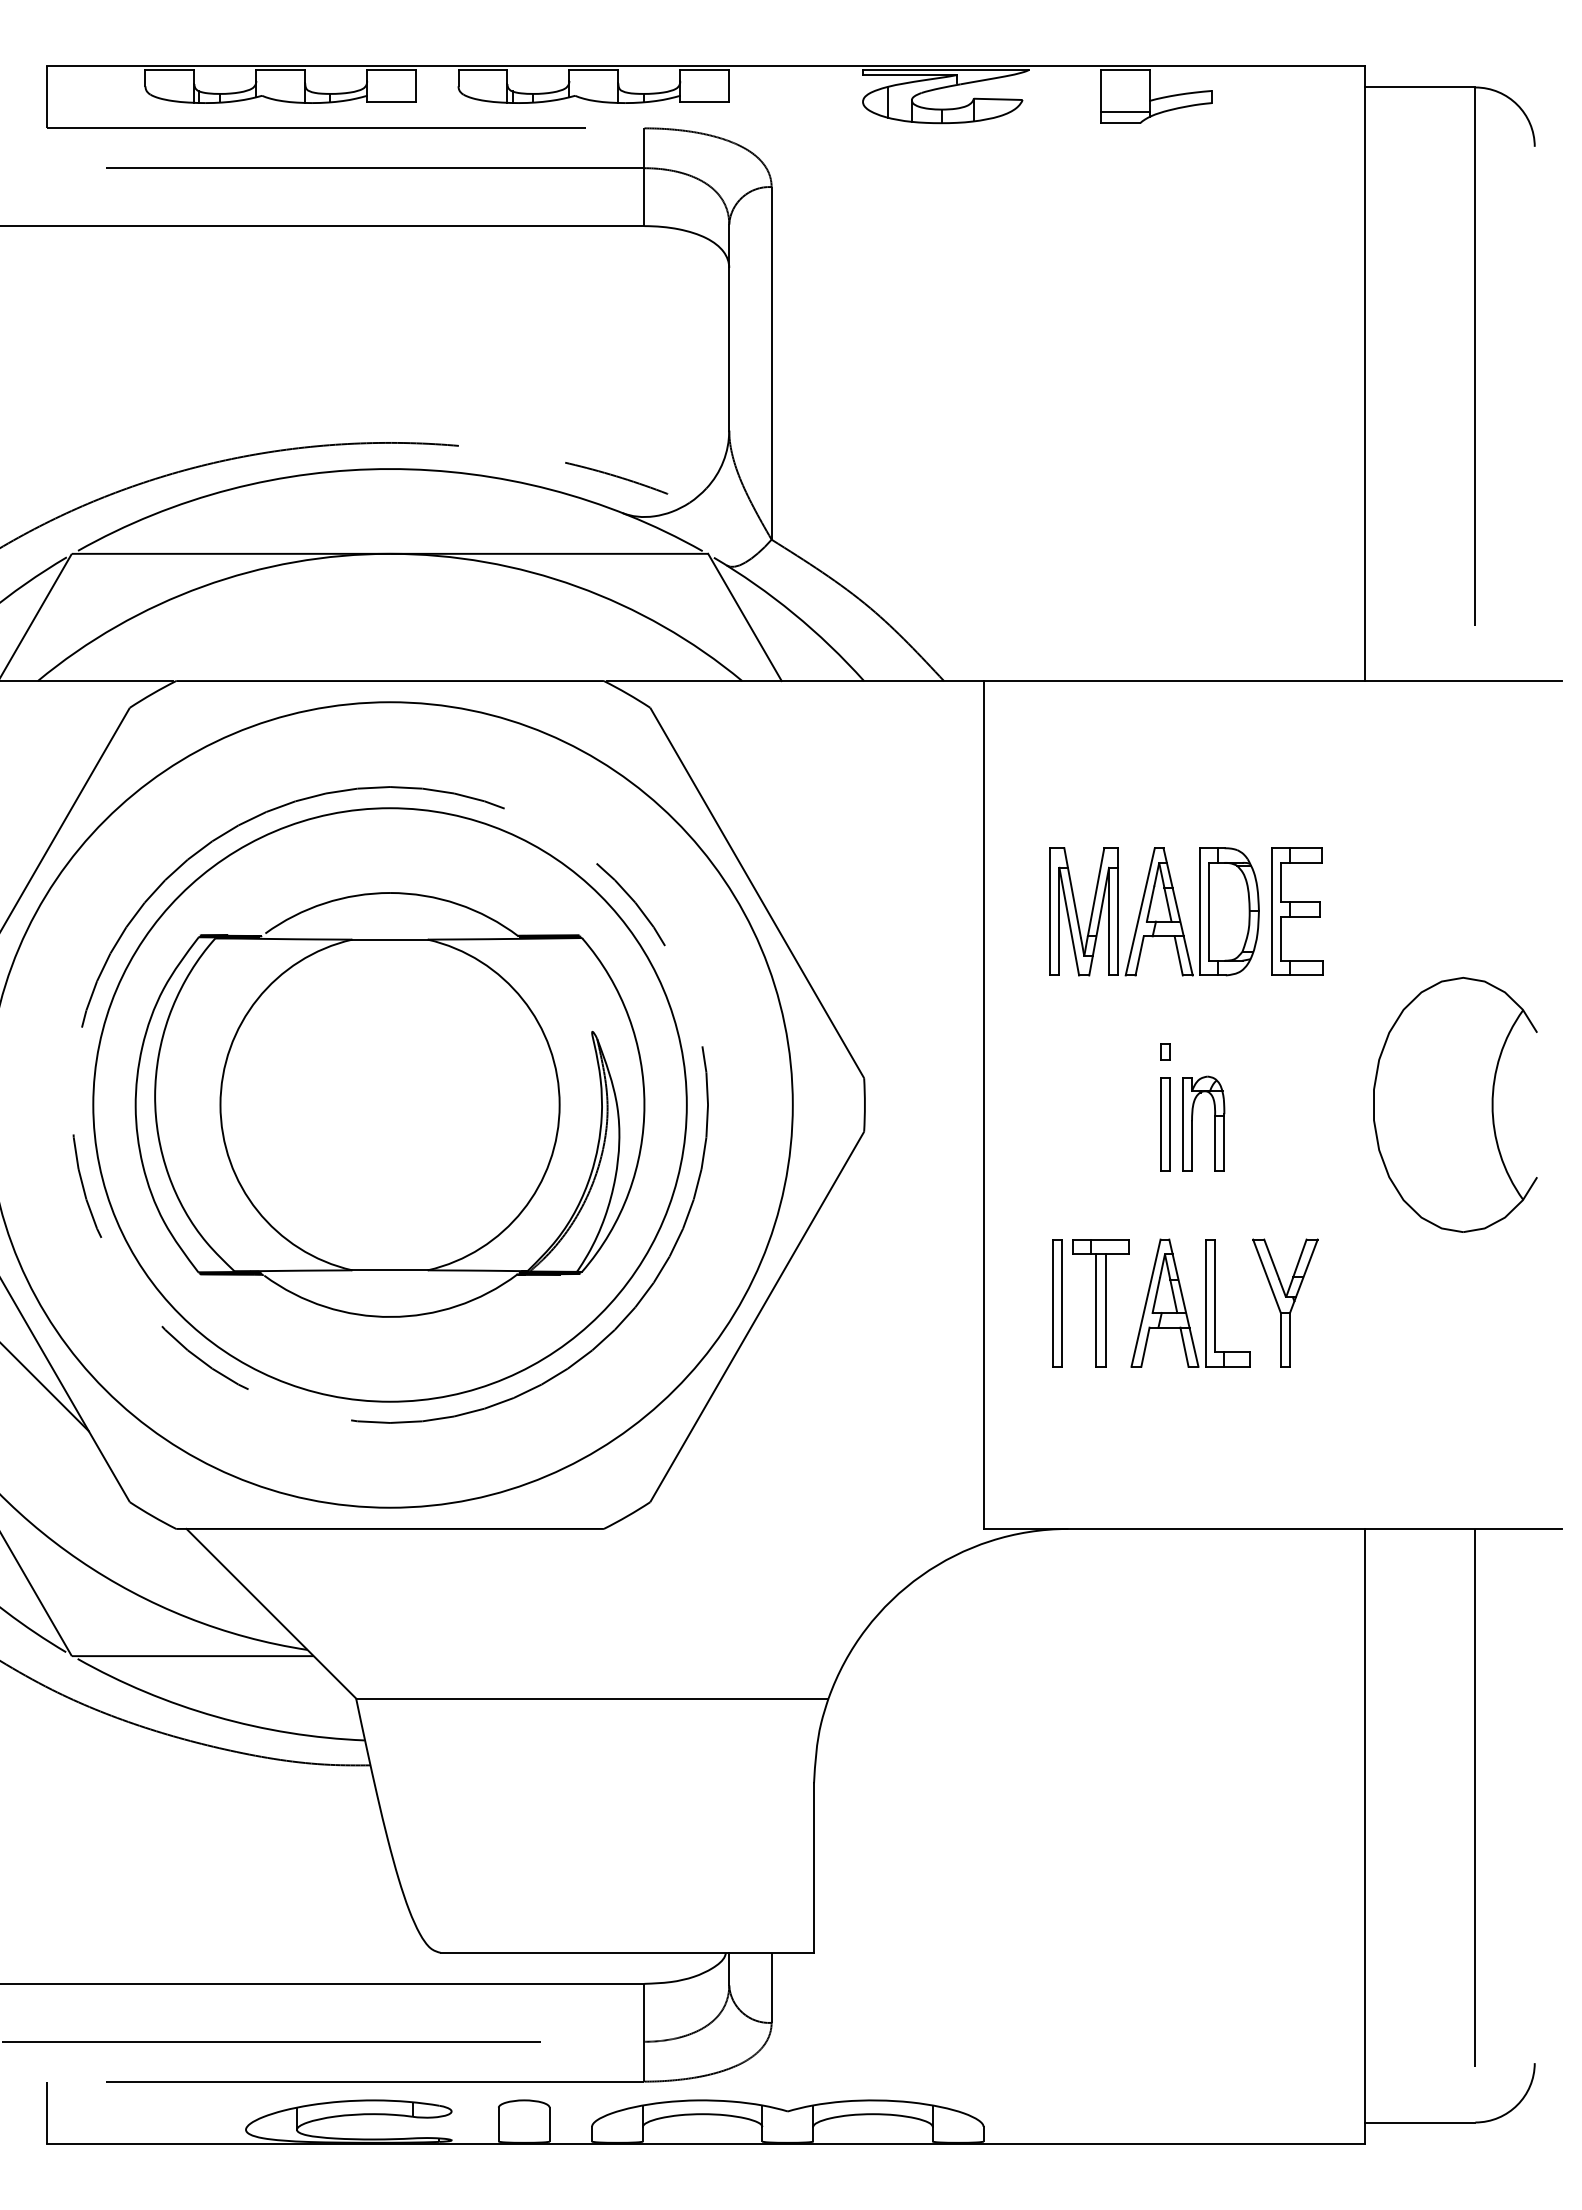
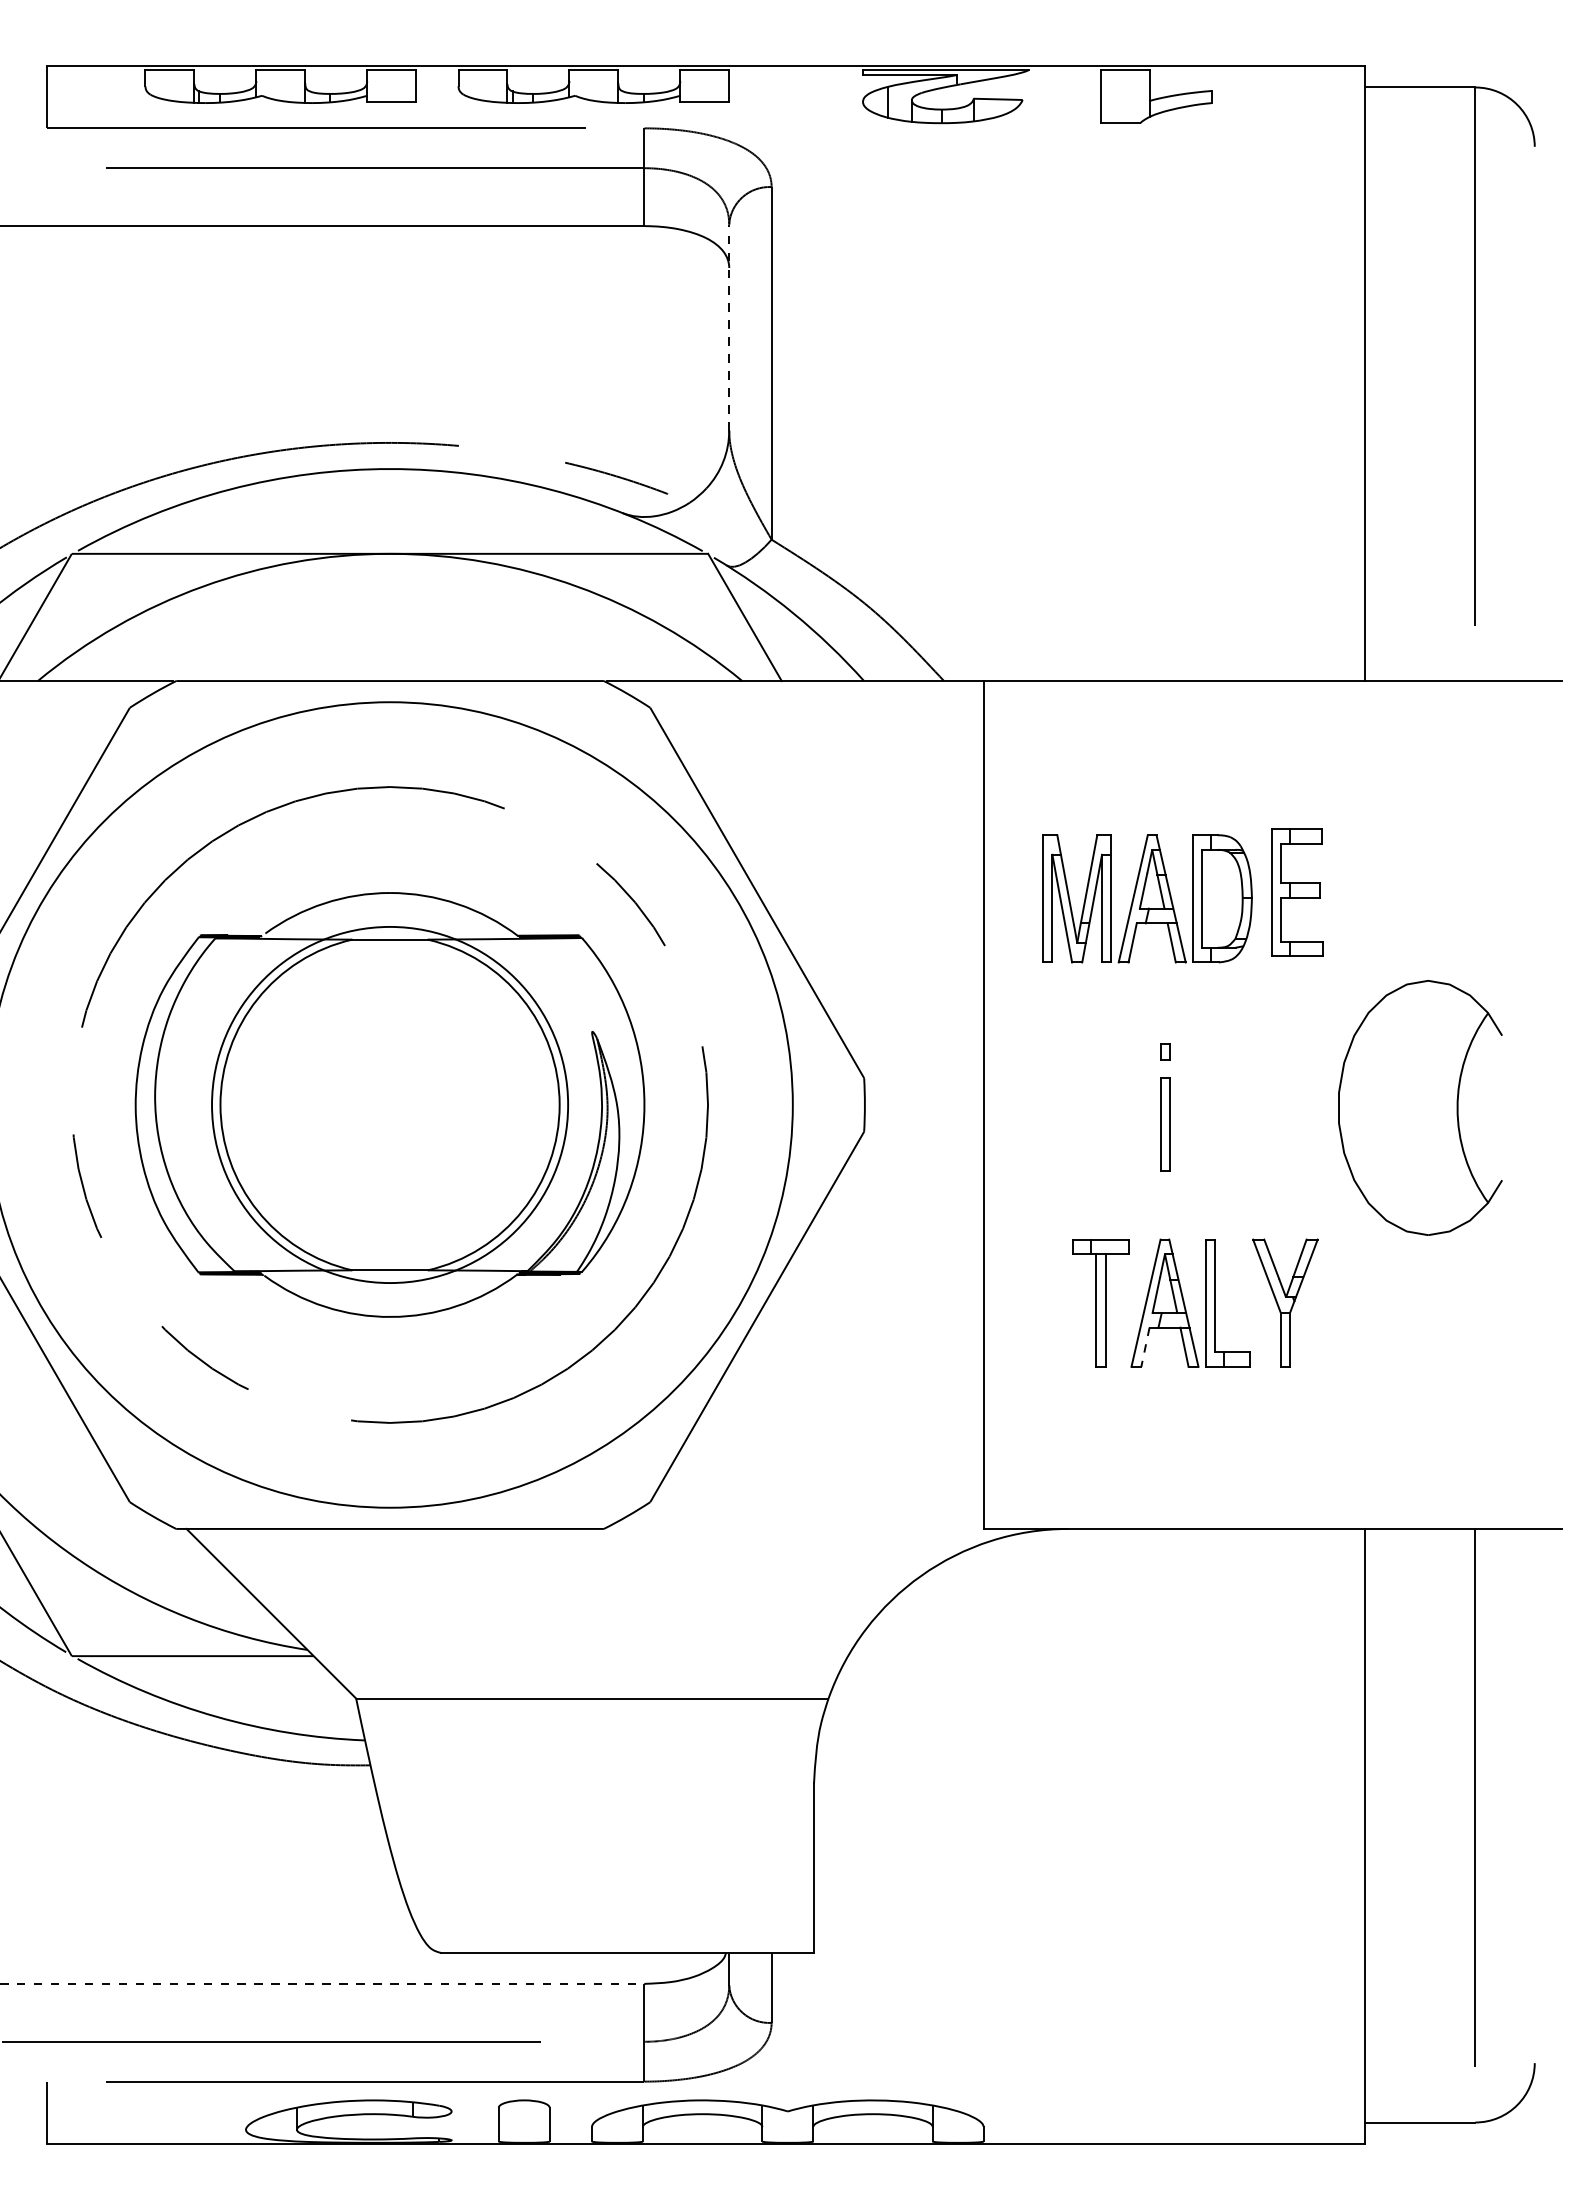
line: present -> none (1124, 112)
line: solid -> dashed (729, 327)
part position: (1154, 911) -> (1147, 898) (1147, 898)
part position: (1297, 911) -> (1297, 892) (1297, 892)
circle diameter: 594 px -> 356 px (390, 1104)
part position: (1455, 1104) -> (1420, 1107) (1420, 1107)
part: present -> none (1192, 1123)
part: present -> none (1057, 1303)
line: solid -> dashed (1145, 1347)
line: present -> none (45, 1387)
line: solid -> dashed (322, 1983)
